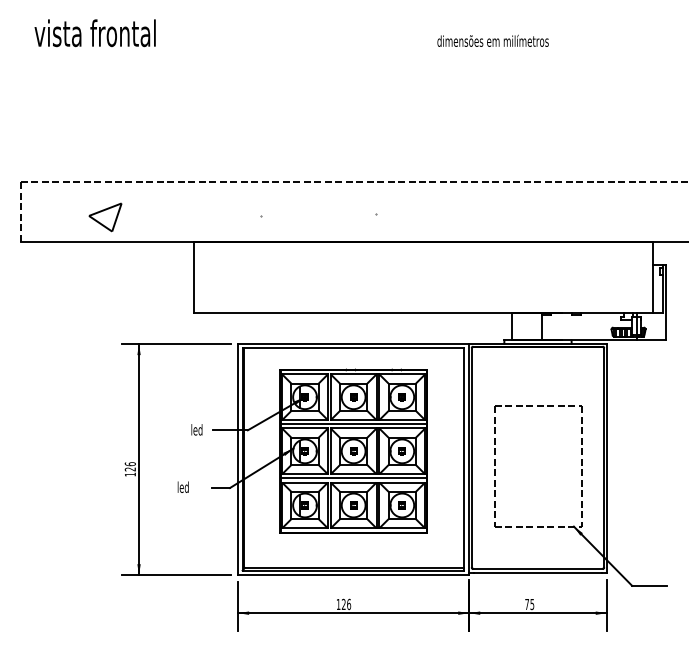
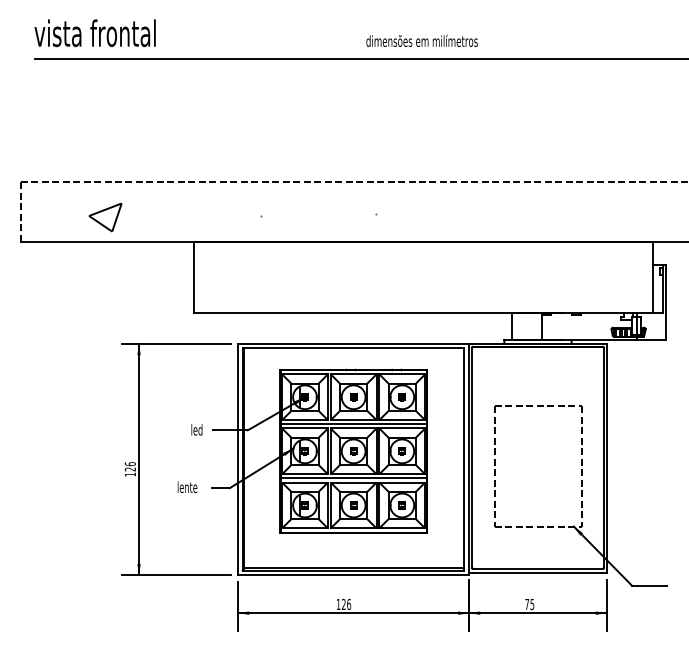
text position: (492, 40) -> (421, 40) (421, 40)
line: none -> present (360, 59)
text: led -> lente (190, 486)
